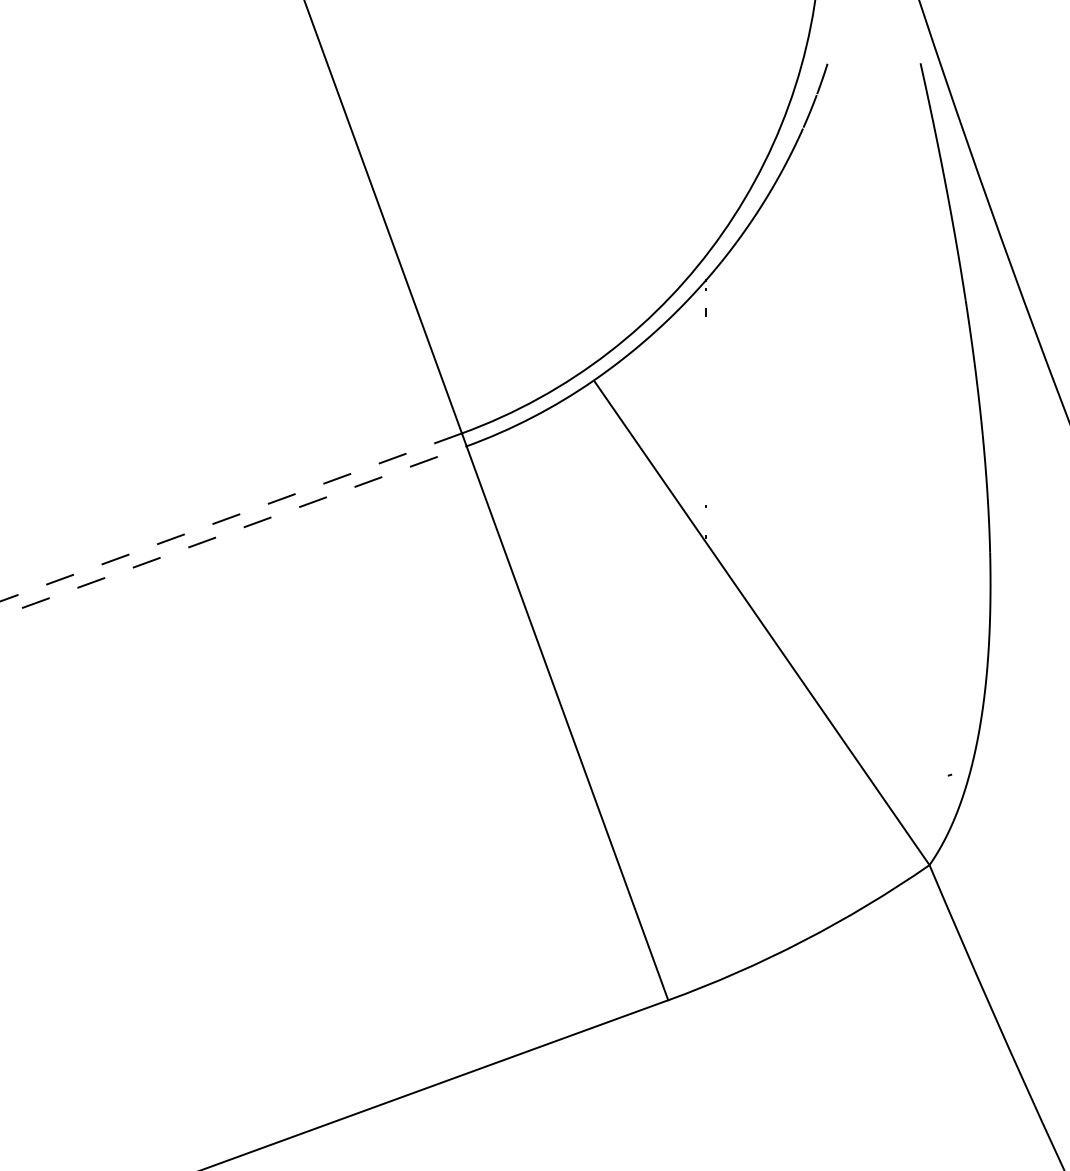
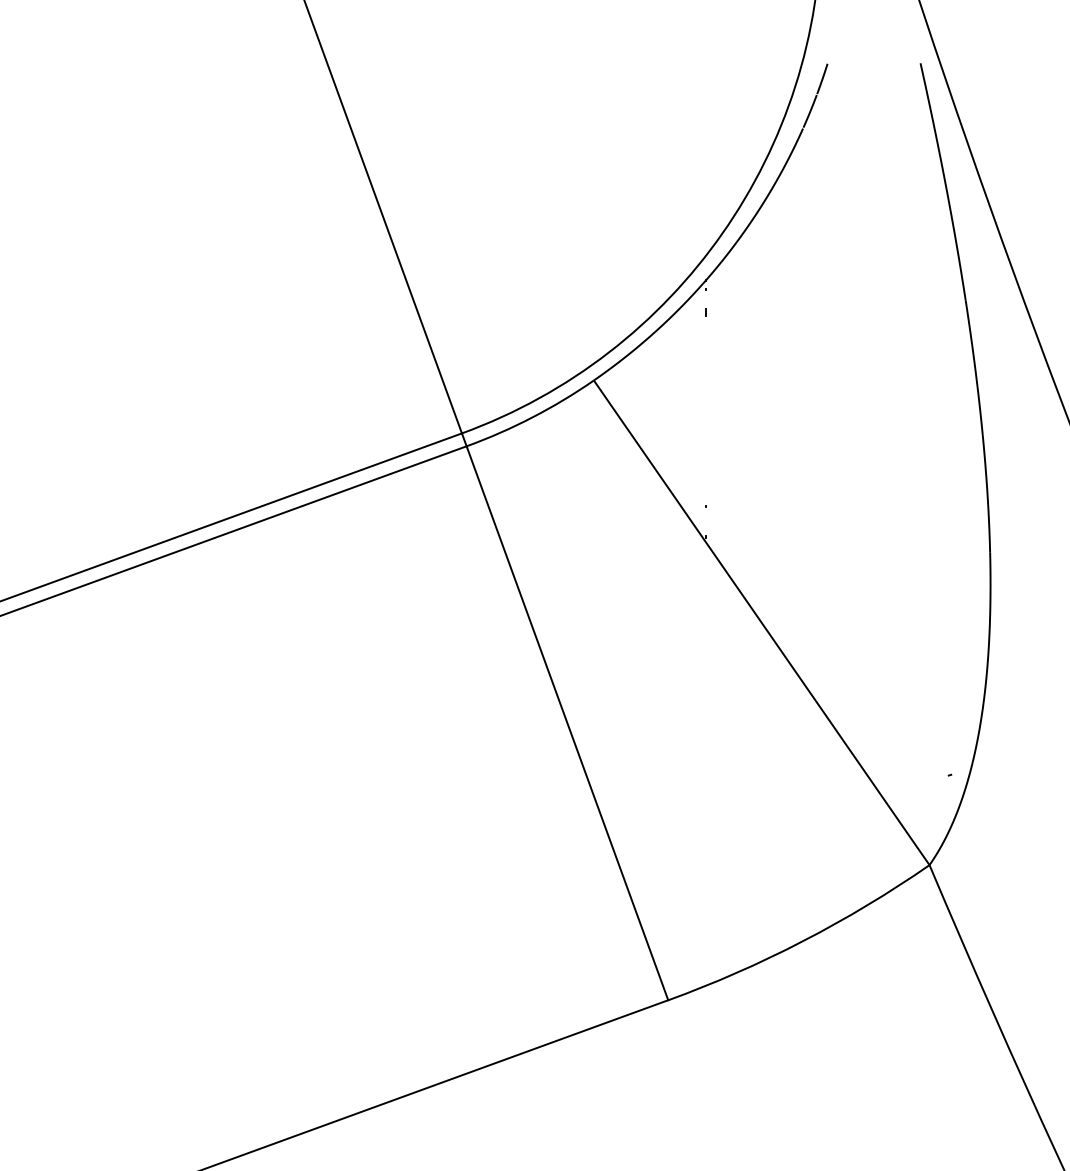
line: dashed -> solid (231, 517)
line: dashed -> solid (233, 531)
